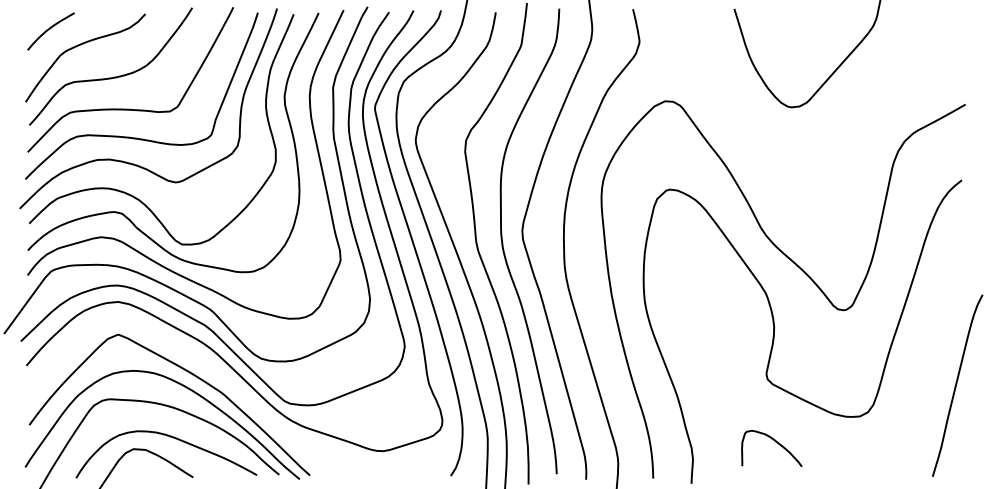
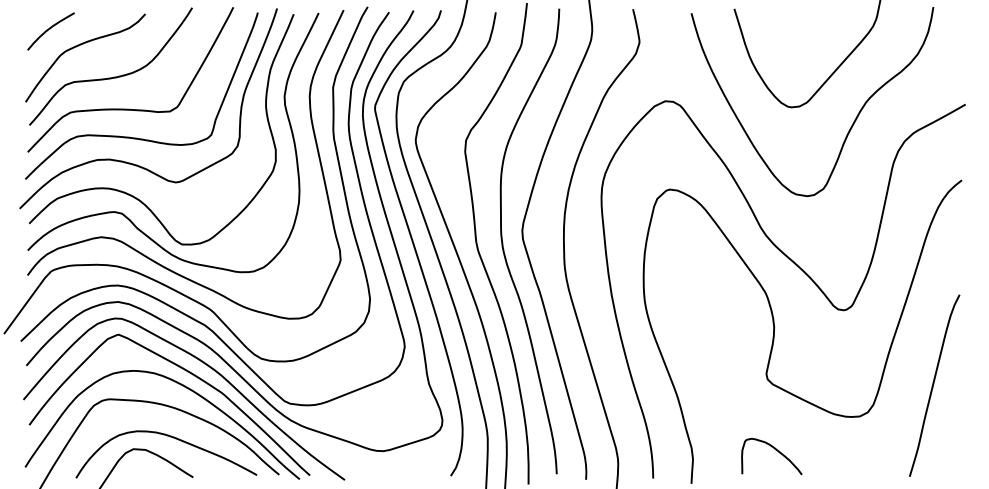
curve: none -> present (852, 123)
curve: none -> present (207, 366)
curve position: (957, 384) -> (934, 384) (934, 384)
curve position: (775, 442) -> (775, 450) (775, 450)
